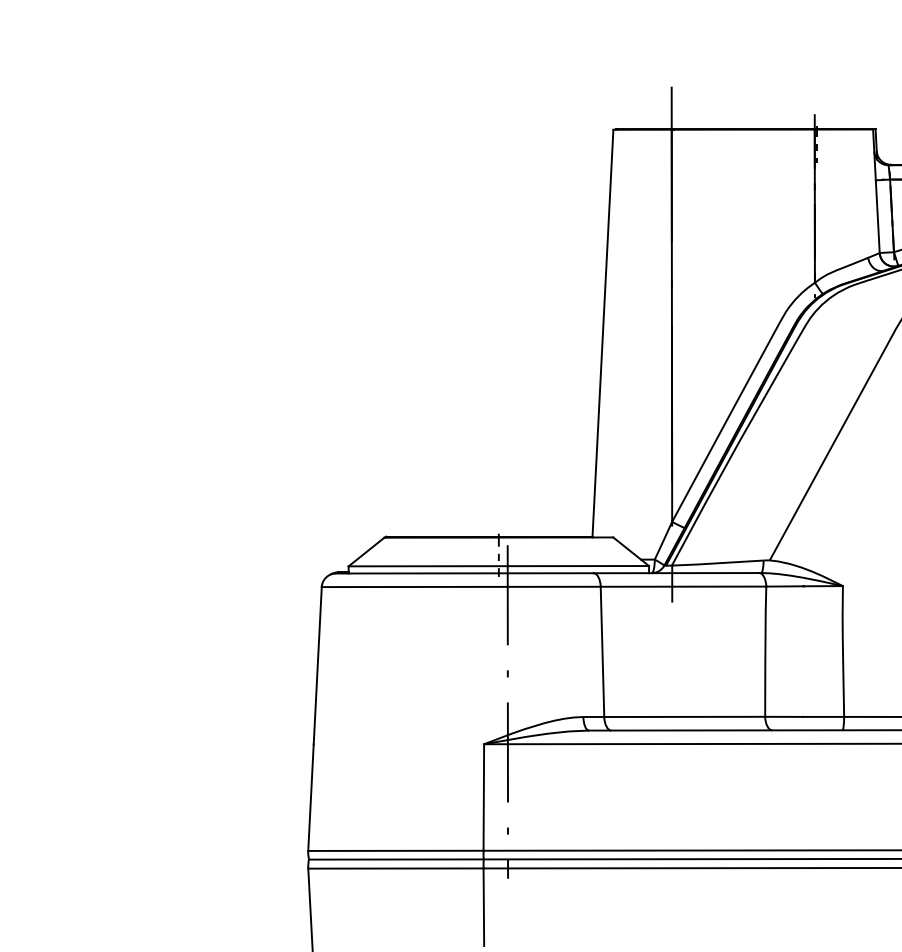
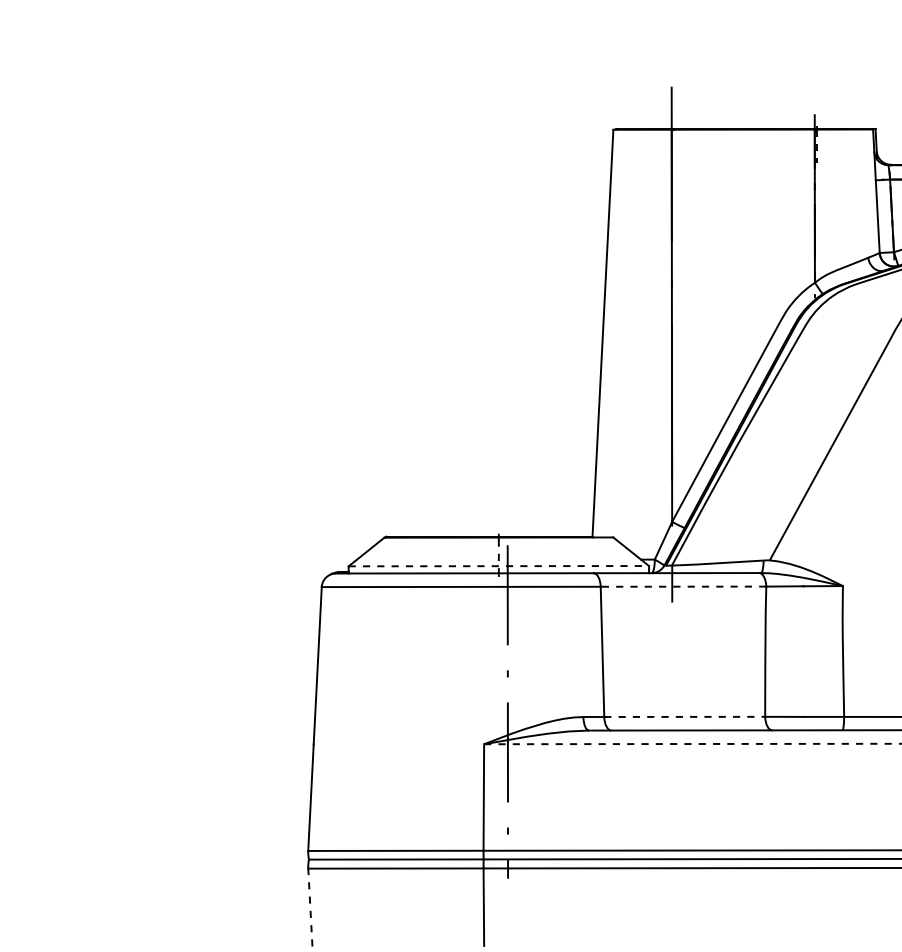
line: solid -> dashed (499, 566)
line: solid -> dashed (683, 586)
line: solid -> dashed (685, 716)
line: solid -> dashed (693, 744)
line: solid -> dashed (310, 909)
